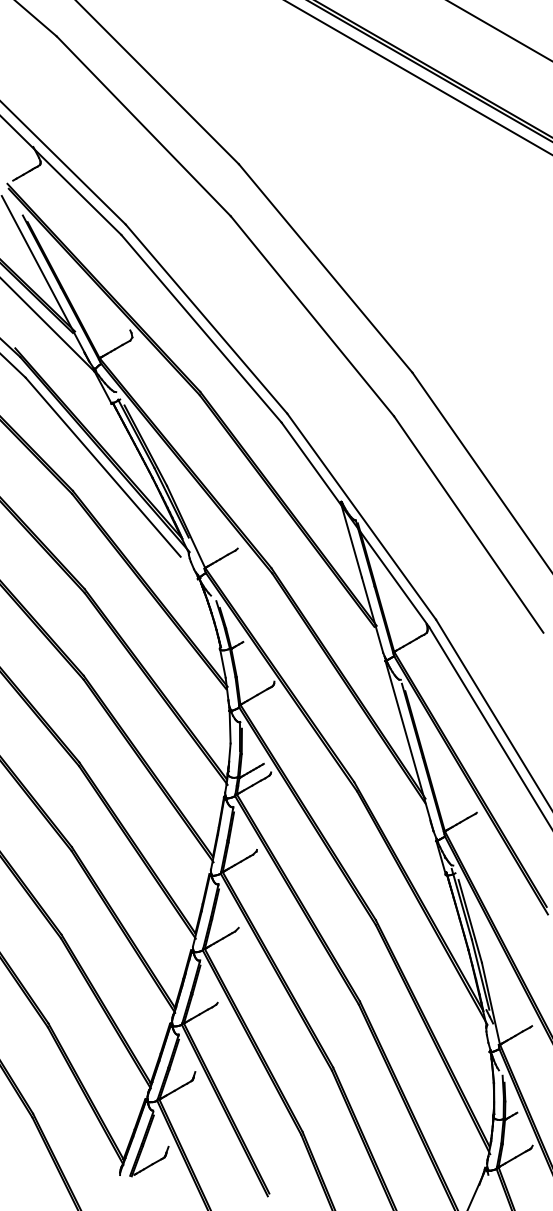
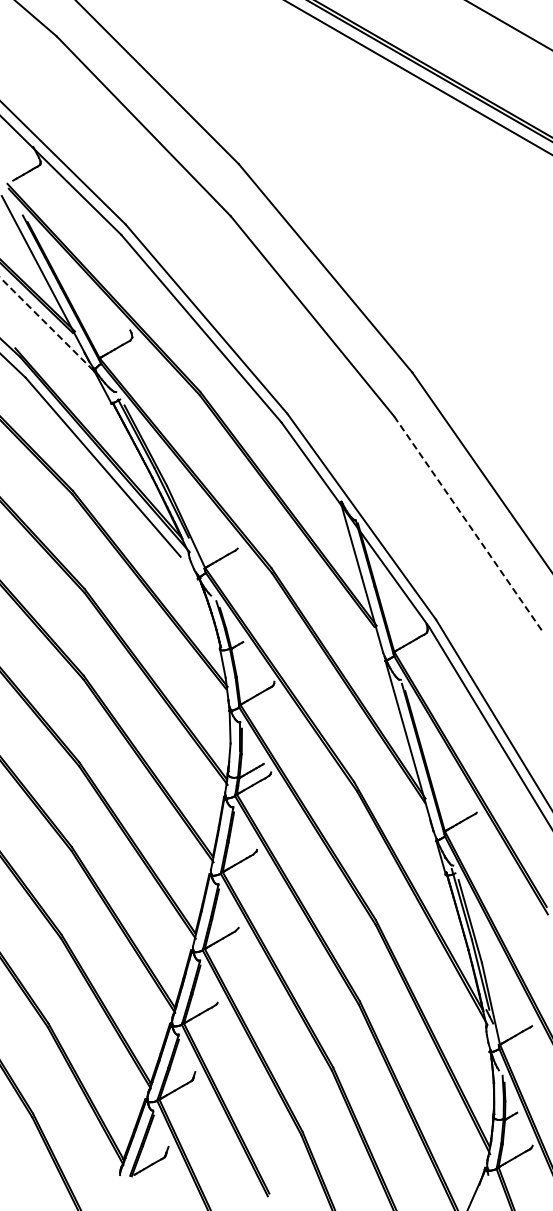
line position: (499, 30) -> (509, 25) (509, 25)
line: solid -> dashed (46, 324)
line: solid -> dashed (468, 524)
